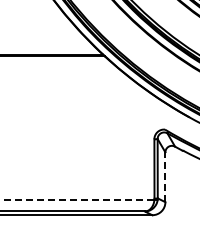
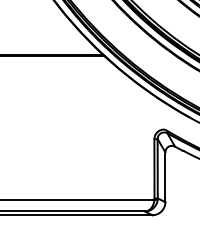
line: dashed -> solid (165, 177)
line: dashed -> solid (77, 199)
